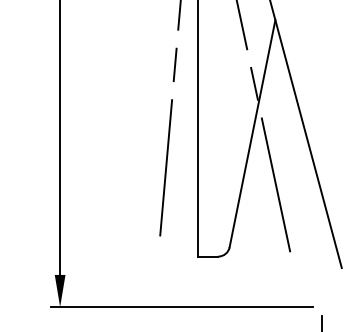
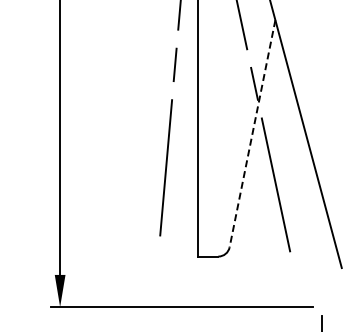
line: solid -> dashed (252, 133)
